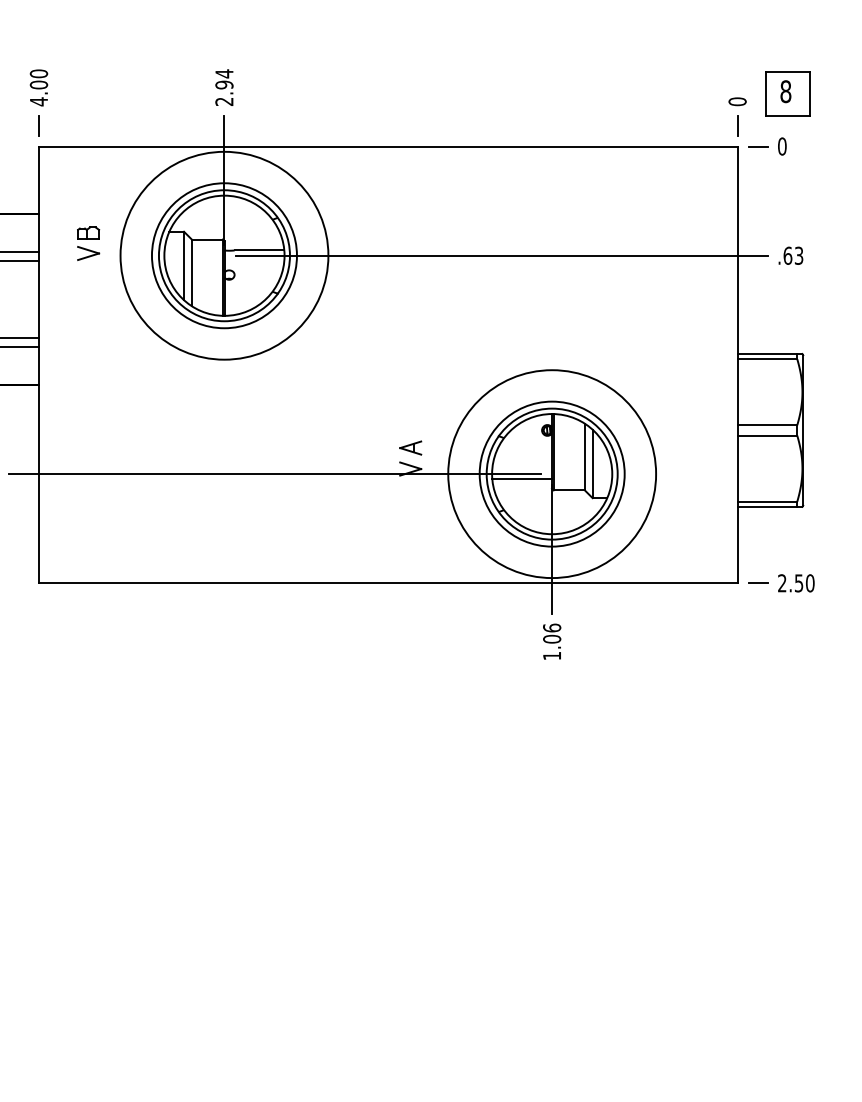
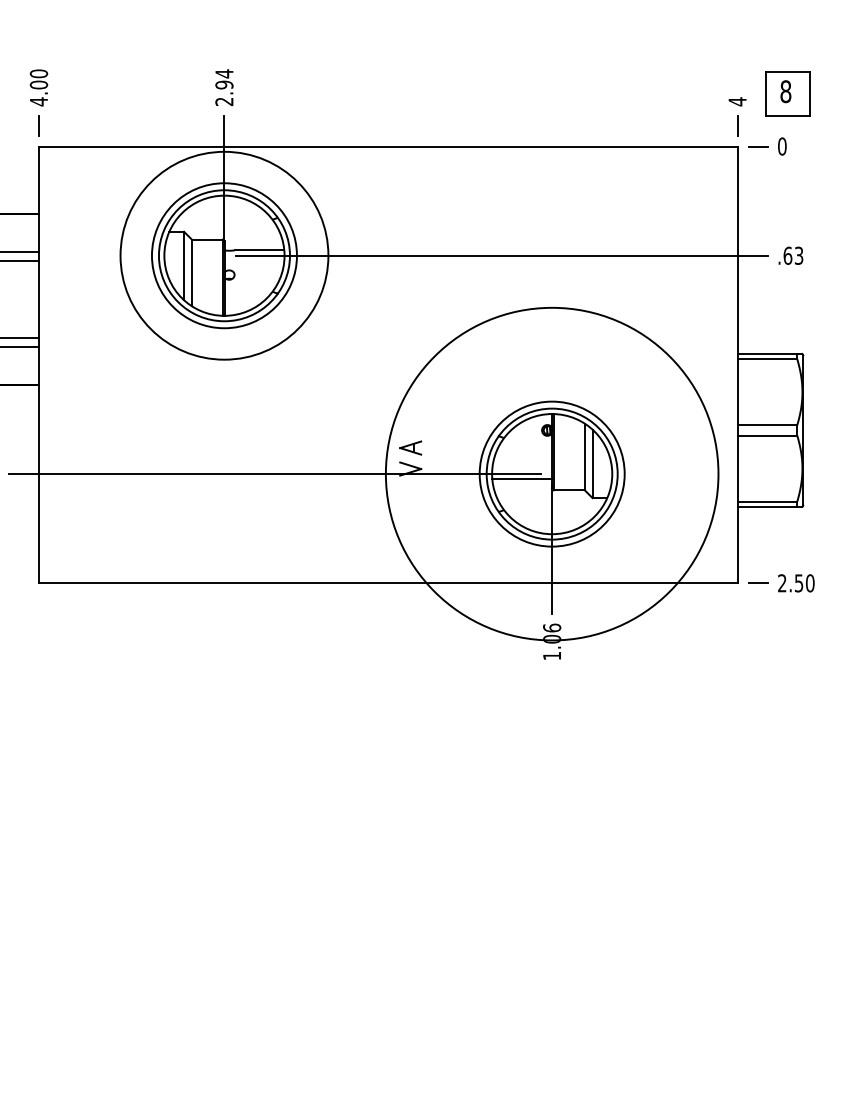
text: 0 -> 4 (737, 101)
part: present -> none (88, 243)
circle diameter: 208 px -> 333 px (551, 473)
